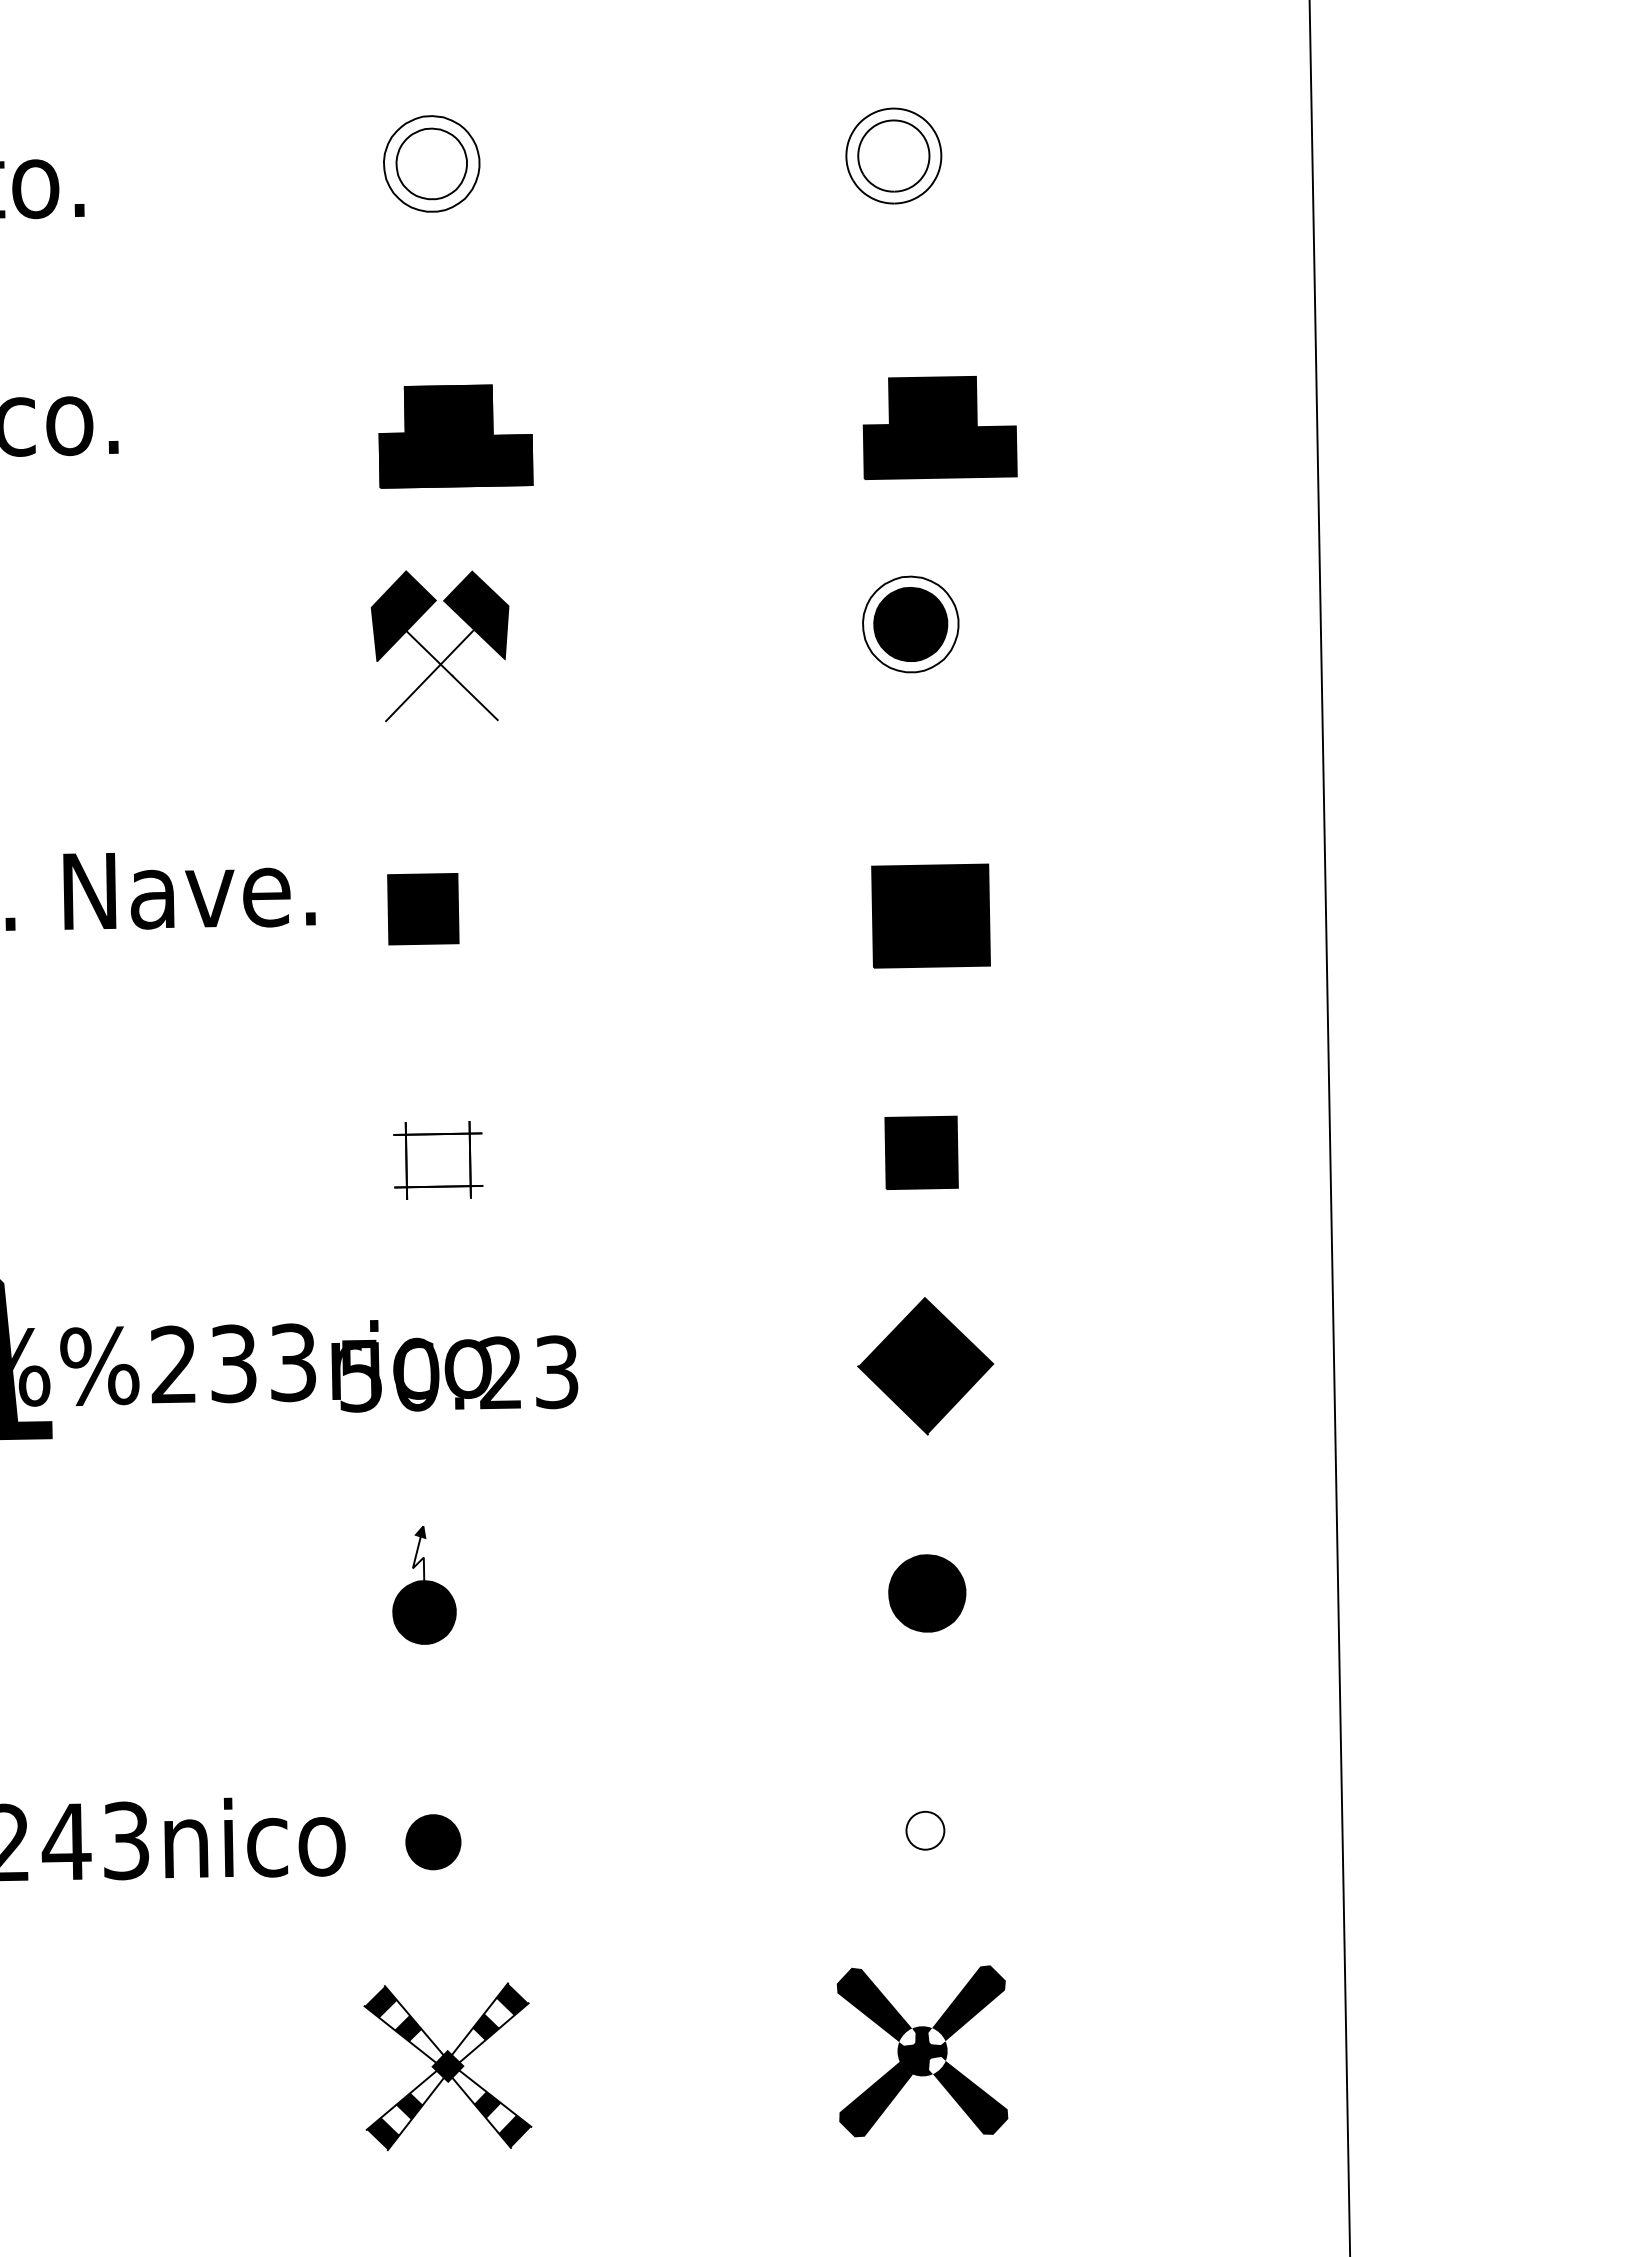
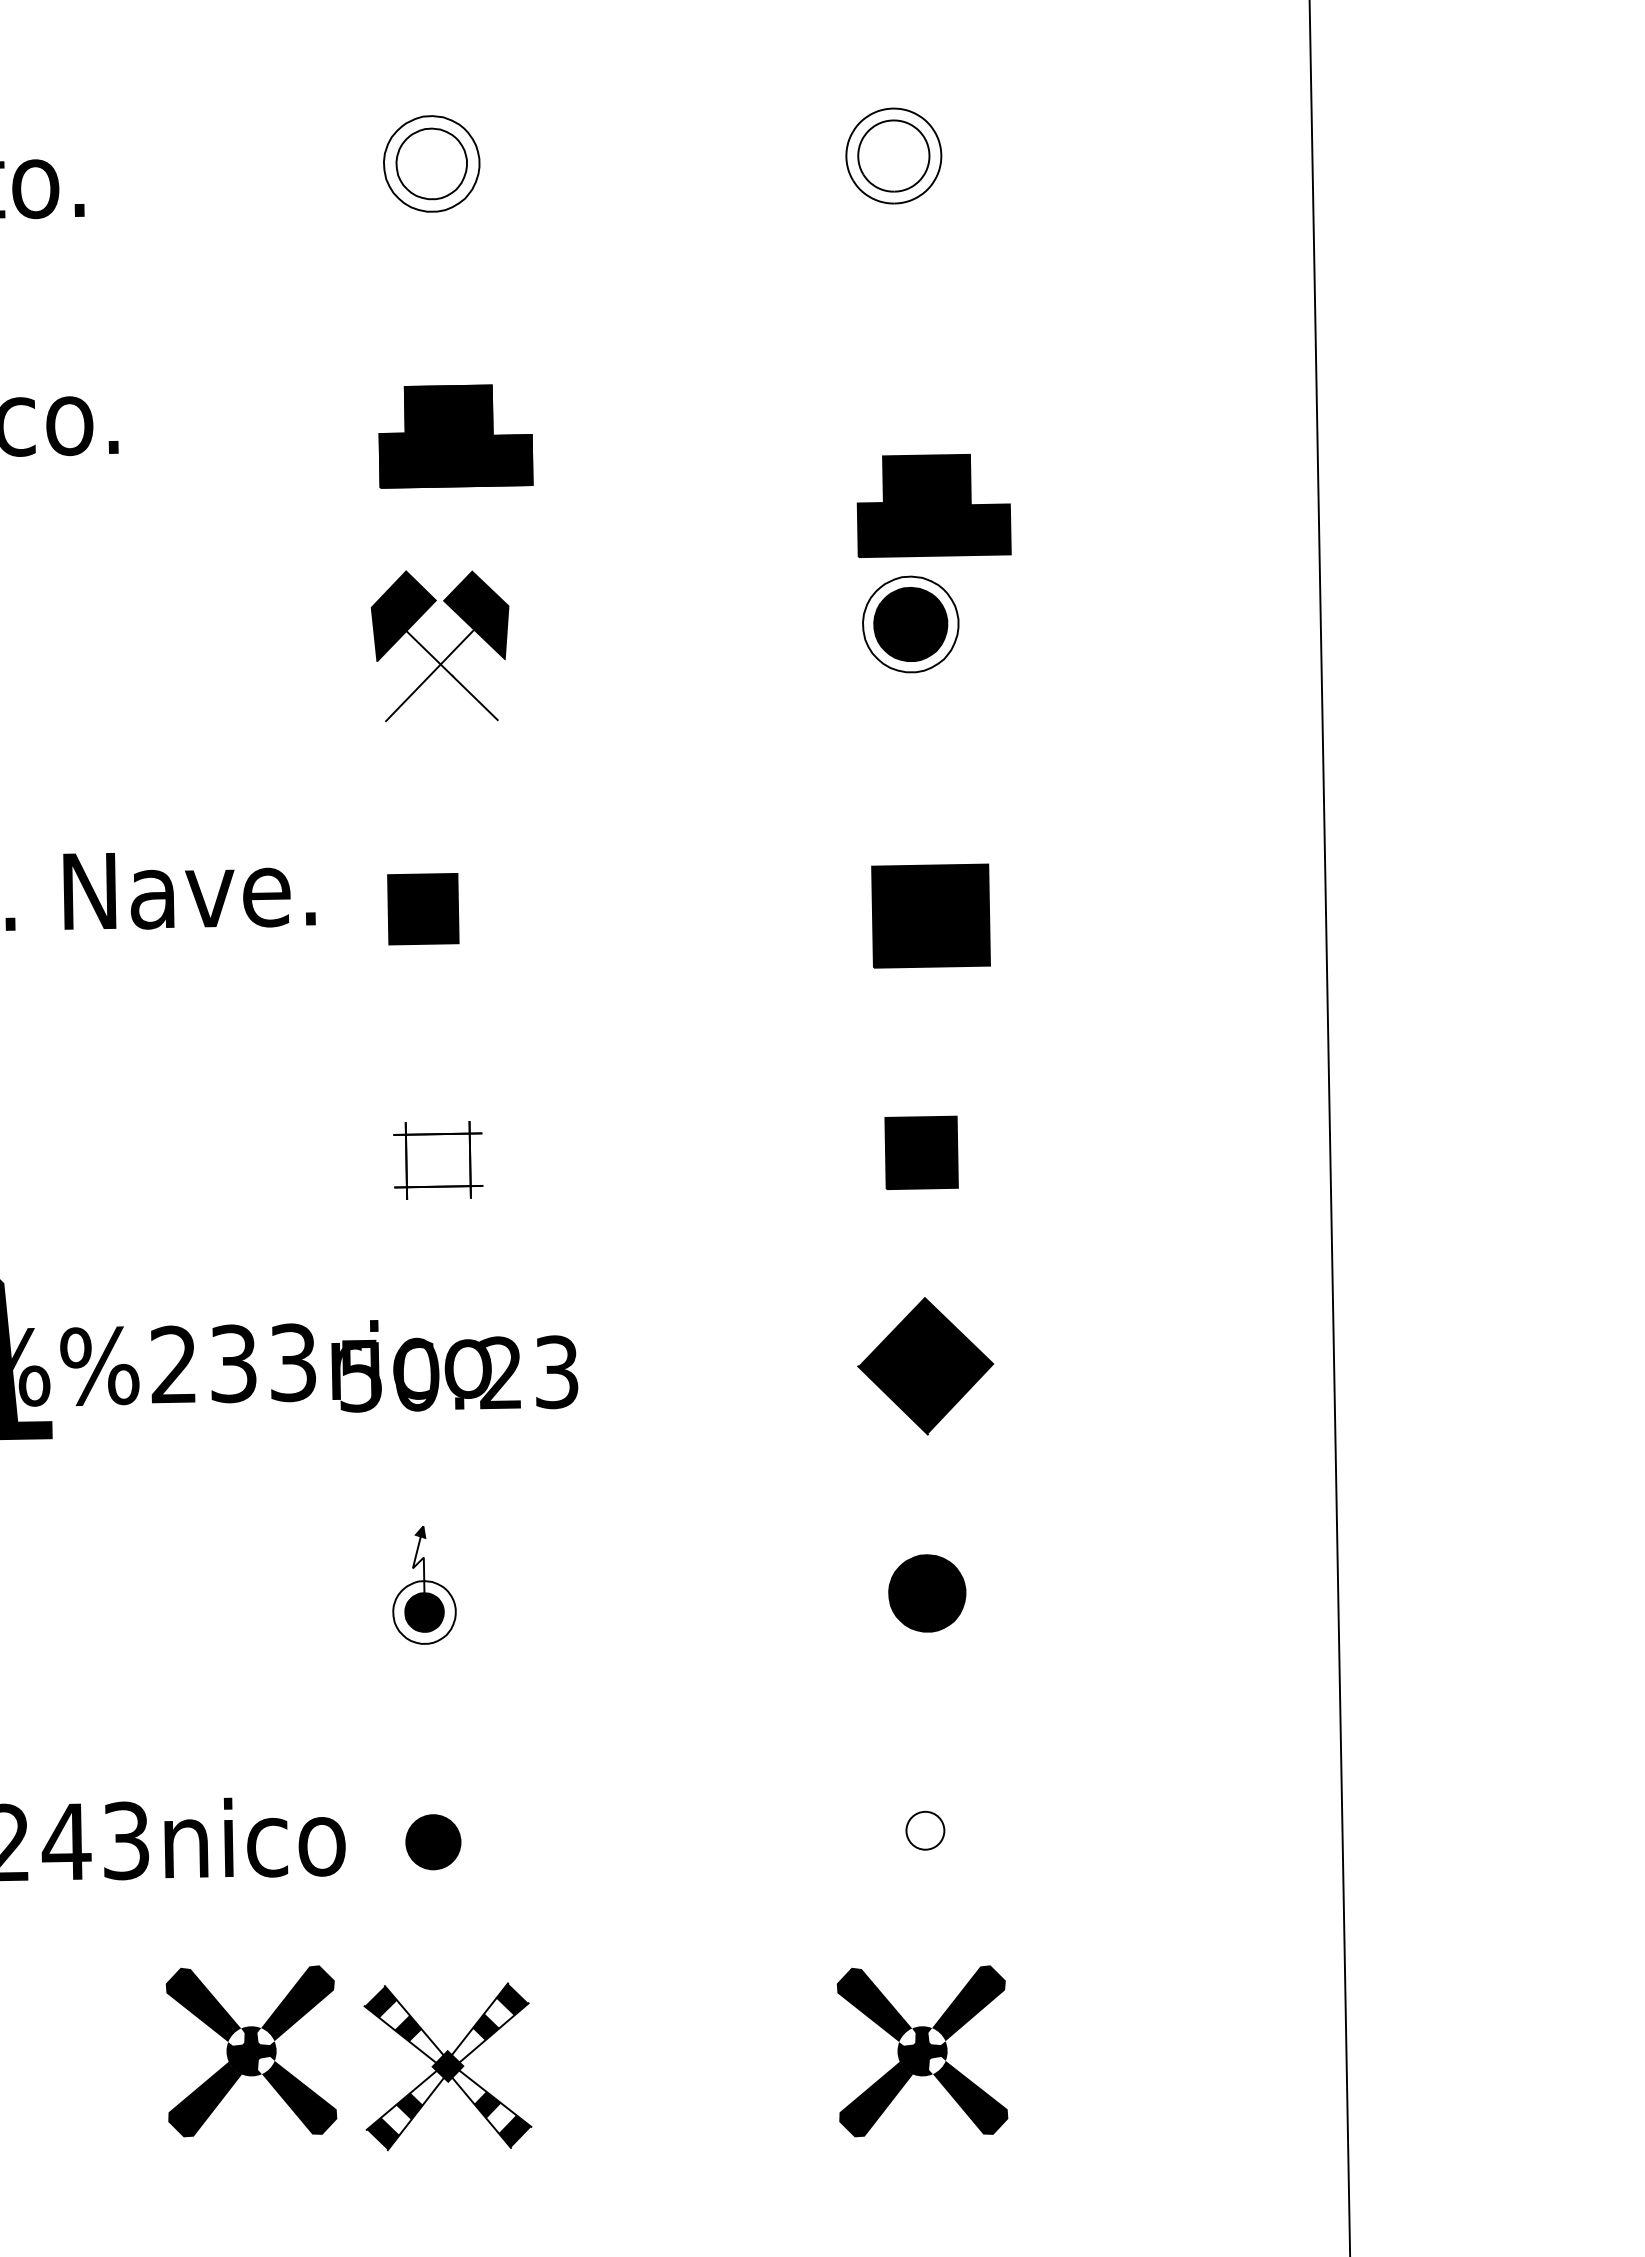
part position: (939, 427) -> (933, 505) (933, 505)
fill: present -> none (424, 1612)
part: none -> present (251, 2051)
